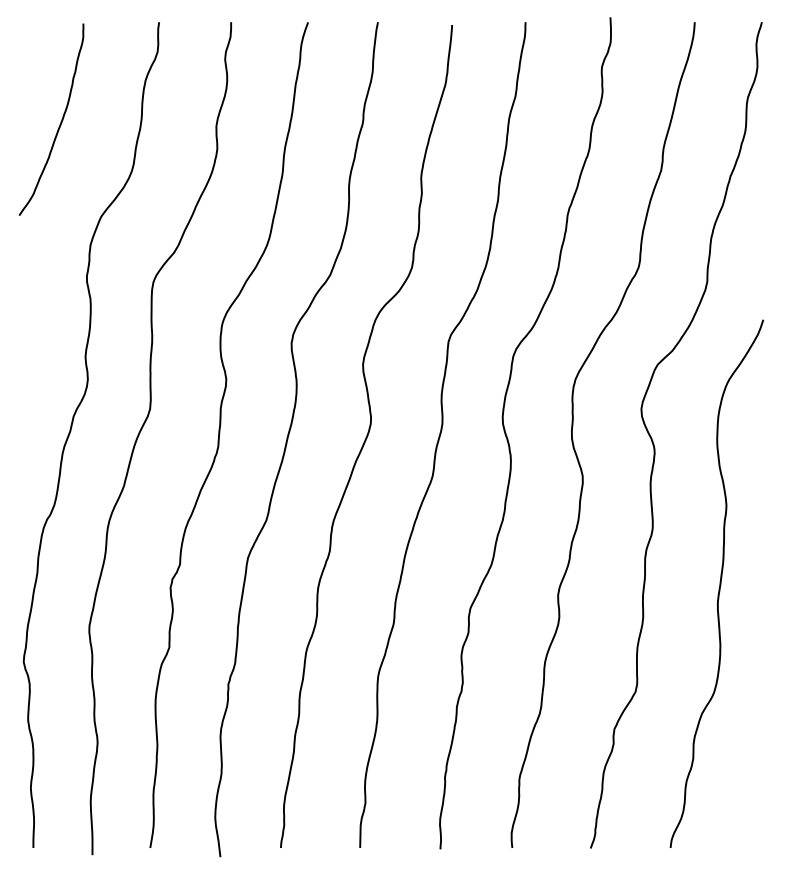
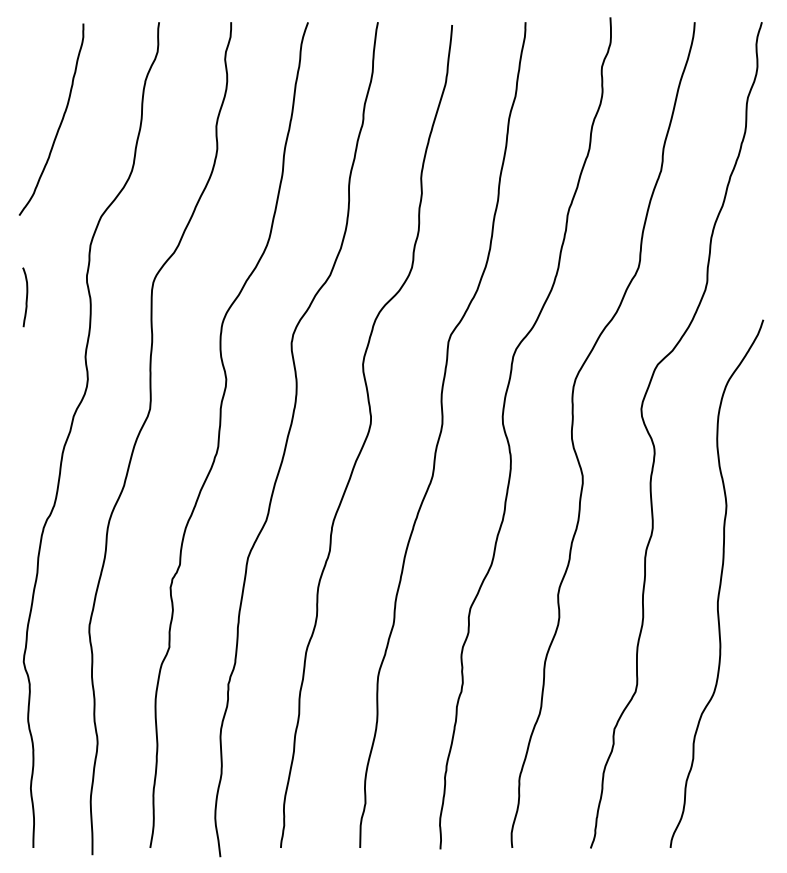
curve: none -> present (26, 297)
